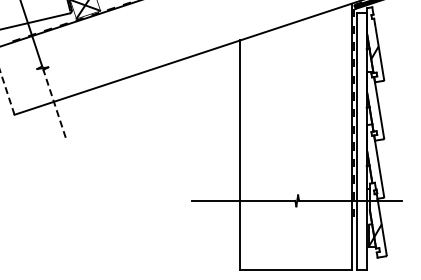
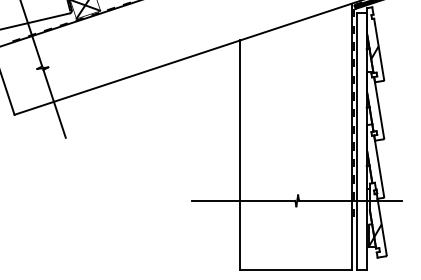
line: dashed -> solid (7, 92)
line: dashed -> solid (54, 103)
